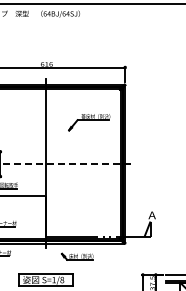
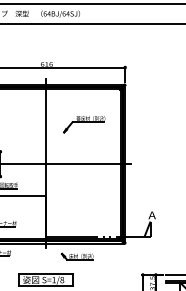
line: none -> present (92, 23)
part position: (89, 122) -> (84, 124) (84, 124)
line: dashed -> solid (65, 164)
